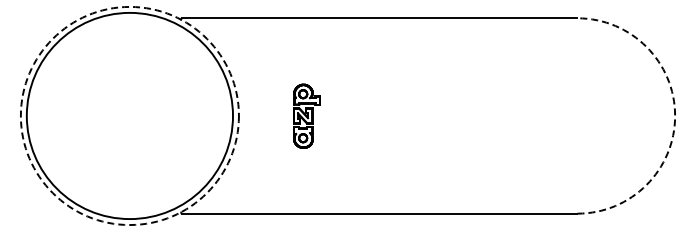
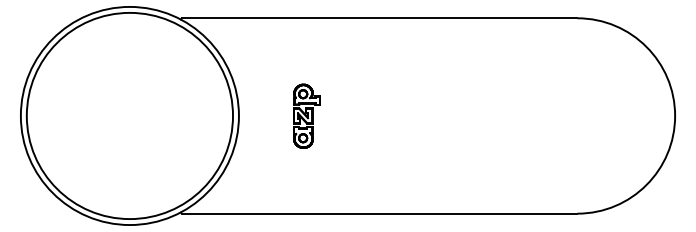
circle: dashed -> solid (129, 115)
arc: dashed -> solid (675, 115)
